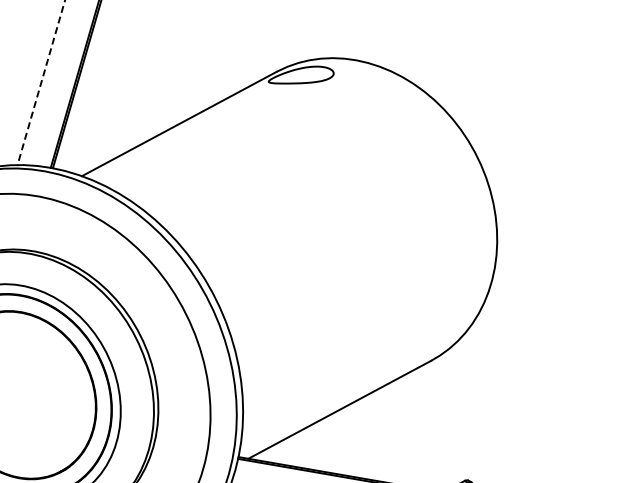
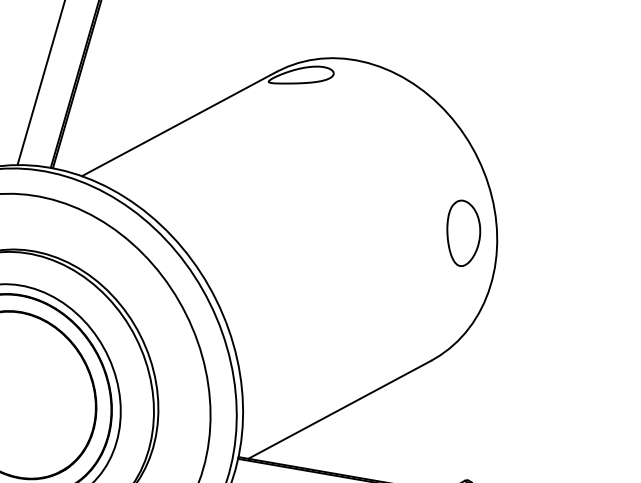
line: dashed -> solid (41, 82)
part: none -> present (463, 232)
